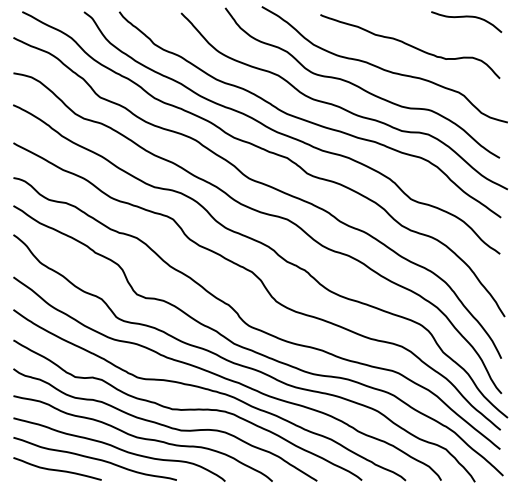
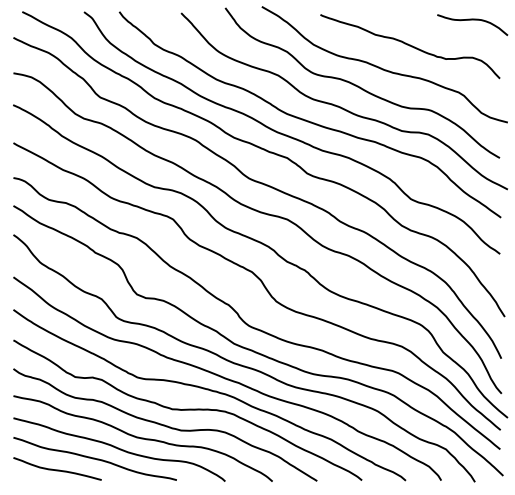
curve position: (466, 17) -> (472, 20) (472, 20)
